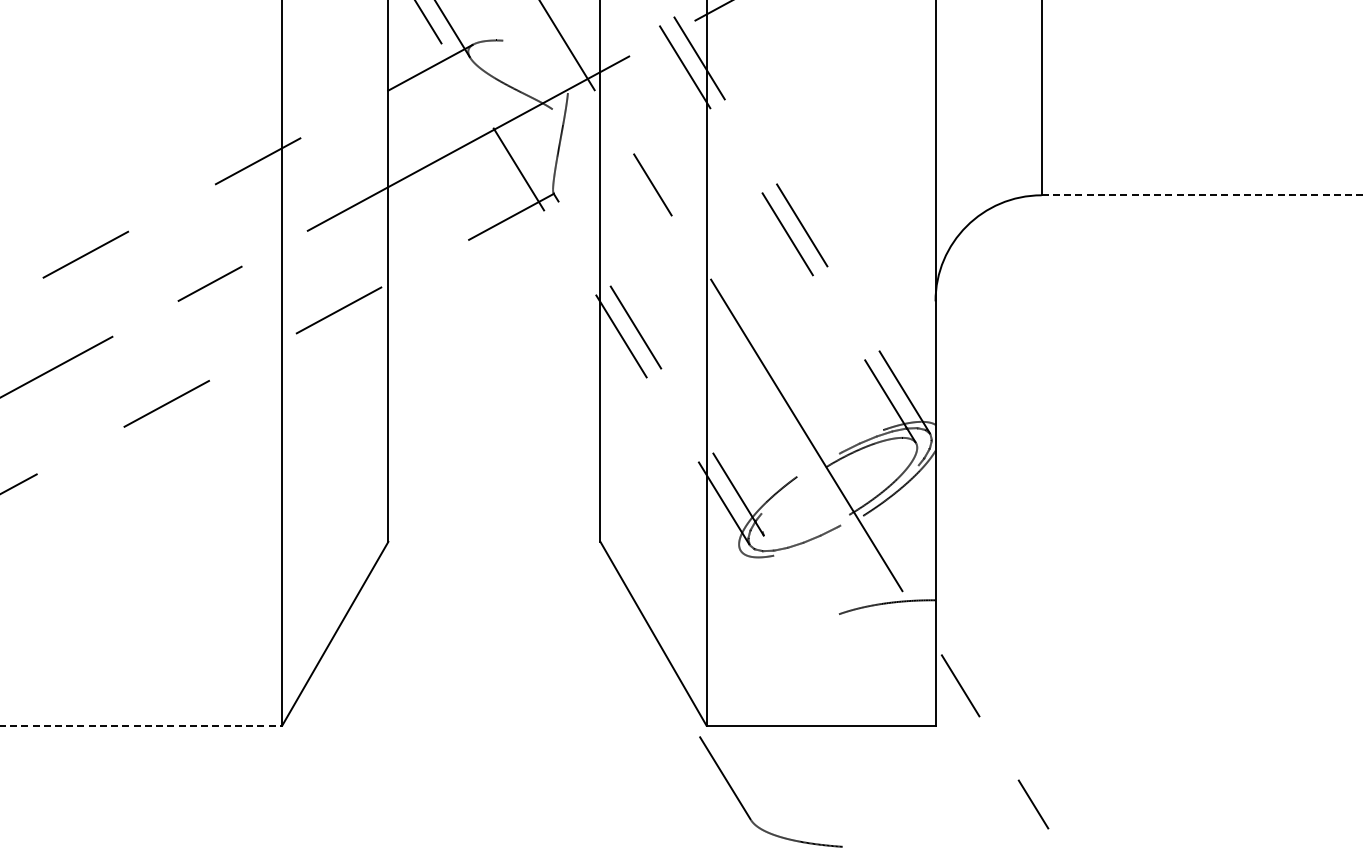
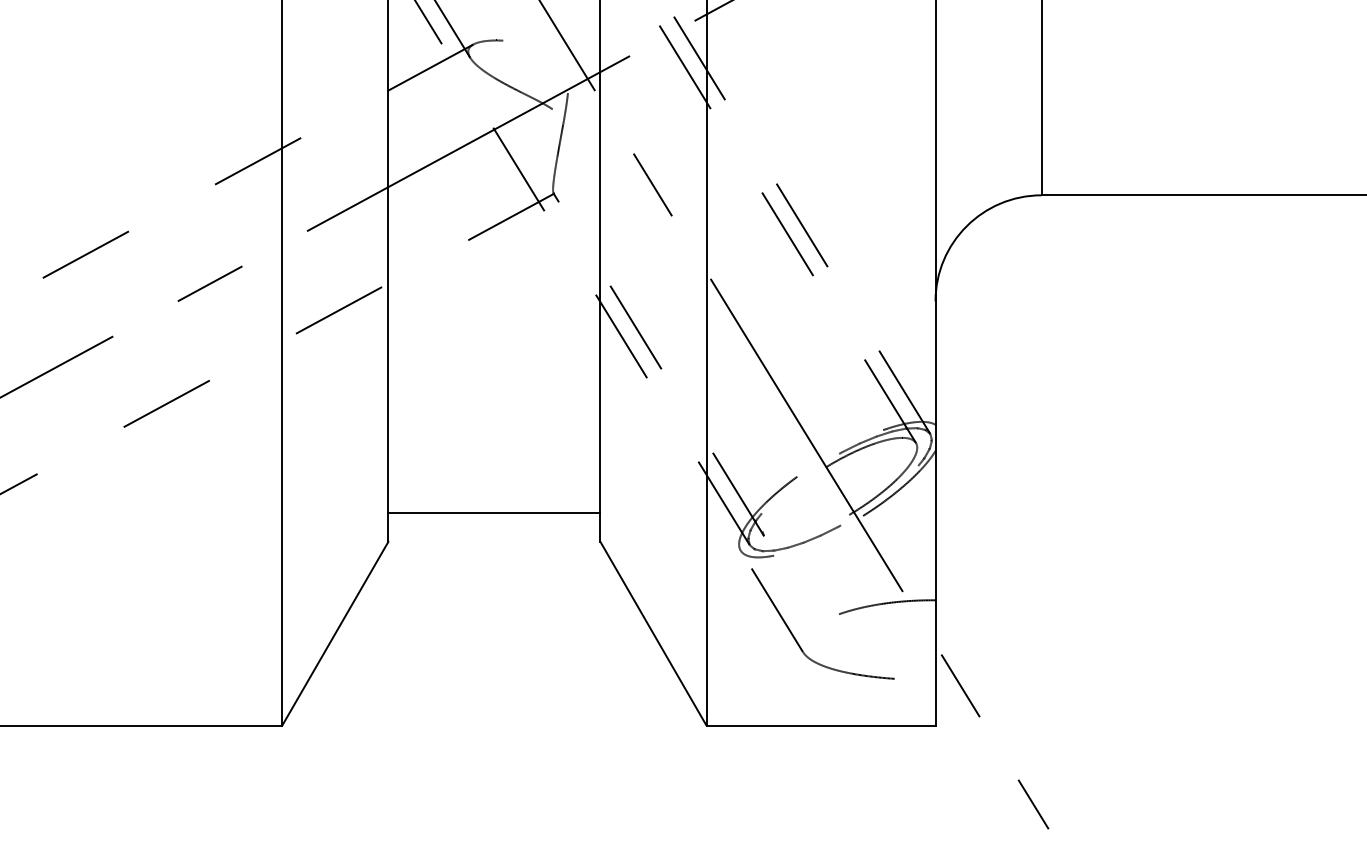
line: dashed -> solid (1204, 195)
line: none -> present (494, 513)
line: dashed -> solid (141, 725)
part position: (743, 805) -> (795, 637) (795, 637)
